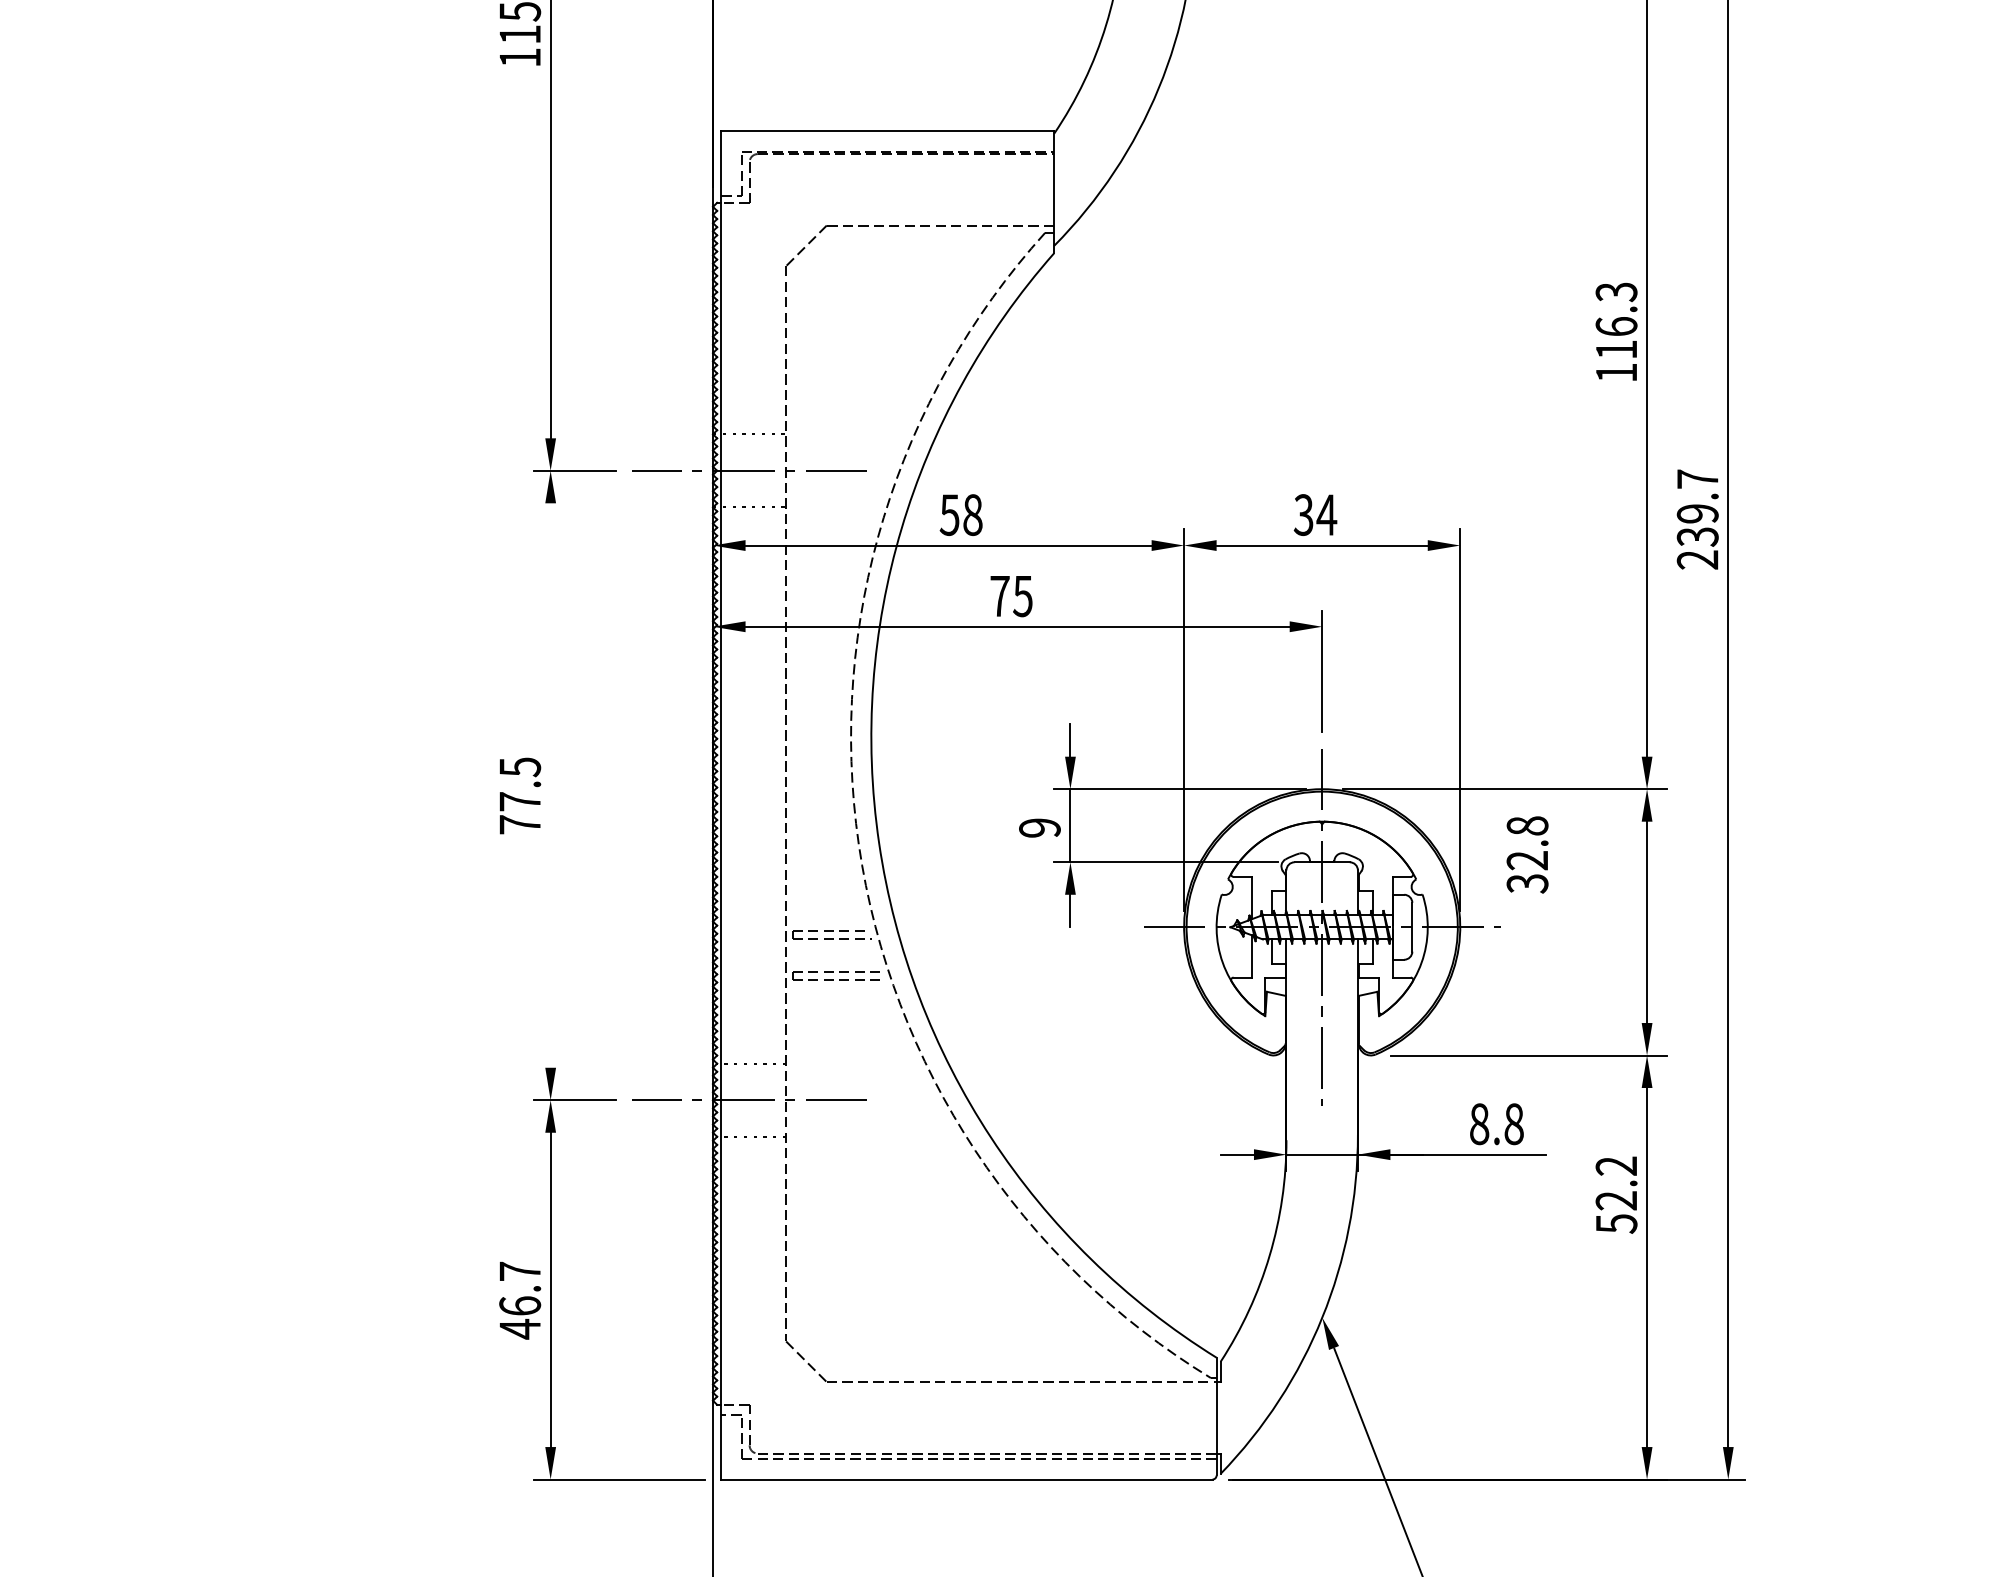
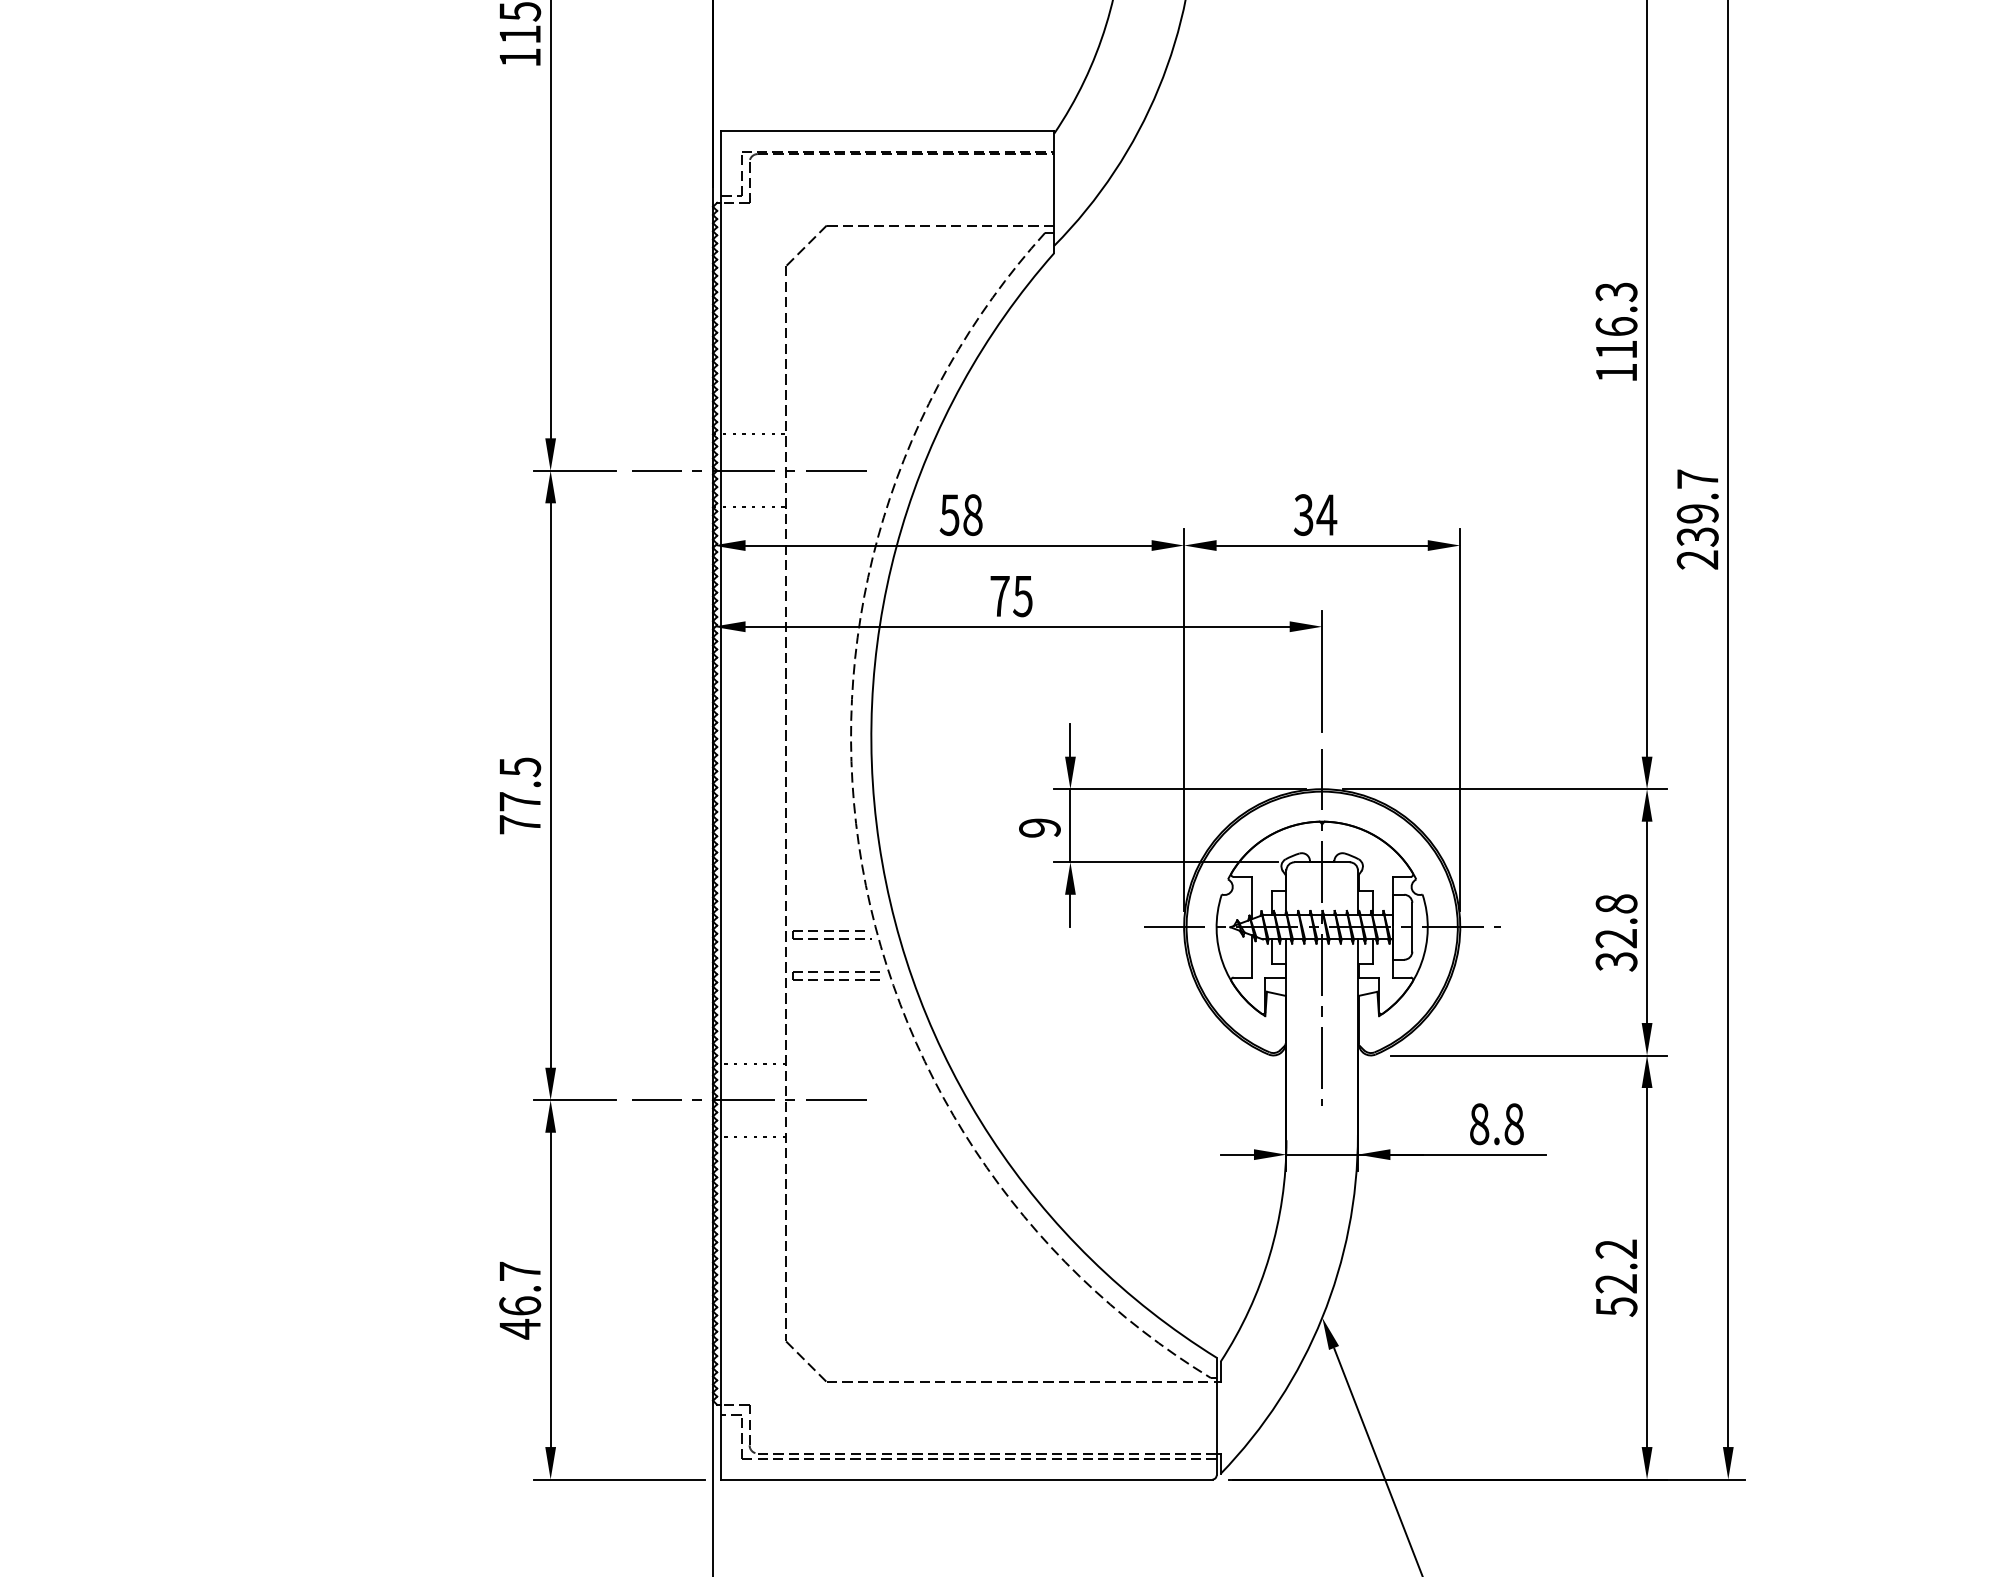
line: none -> present (550, 785)
text position: (1527, 854) -> (1616, 932) (1616, 932)
text position: (1616, 1194) -> (1616, 1277) (1616, 1277)
